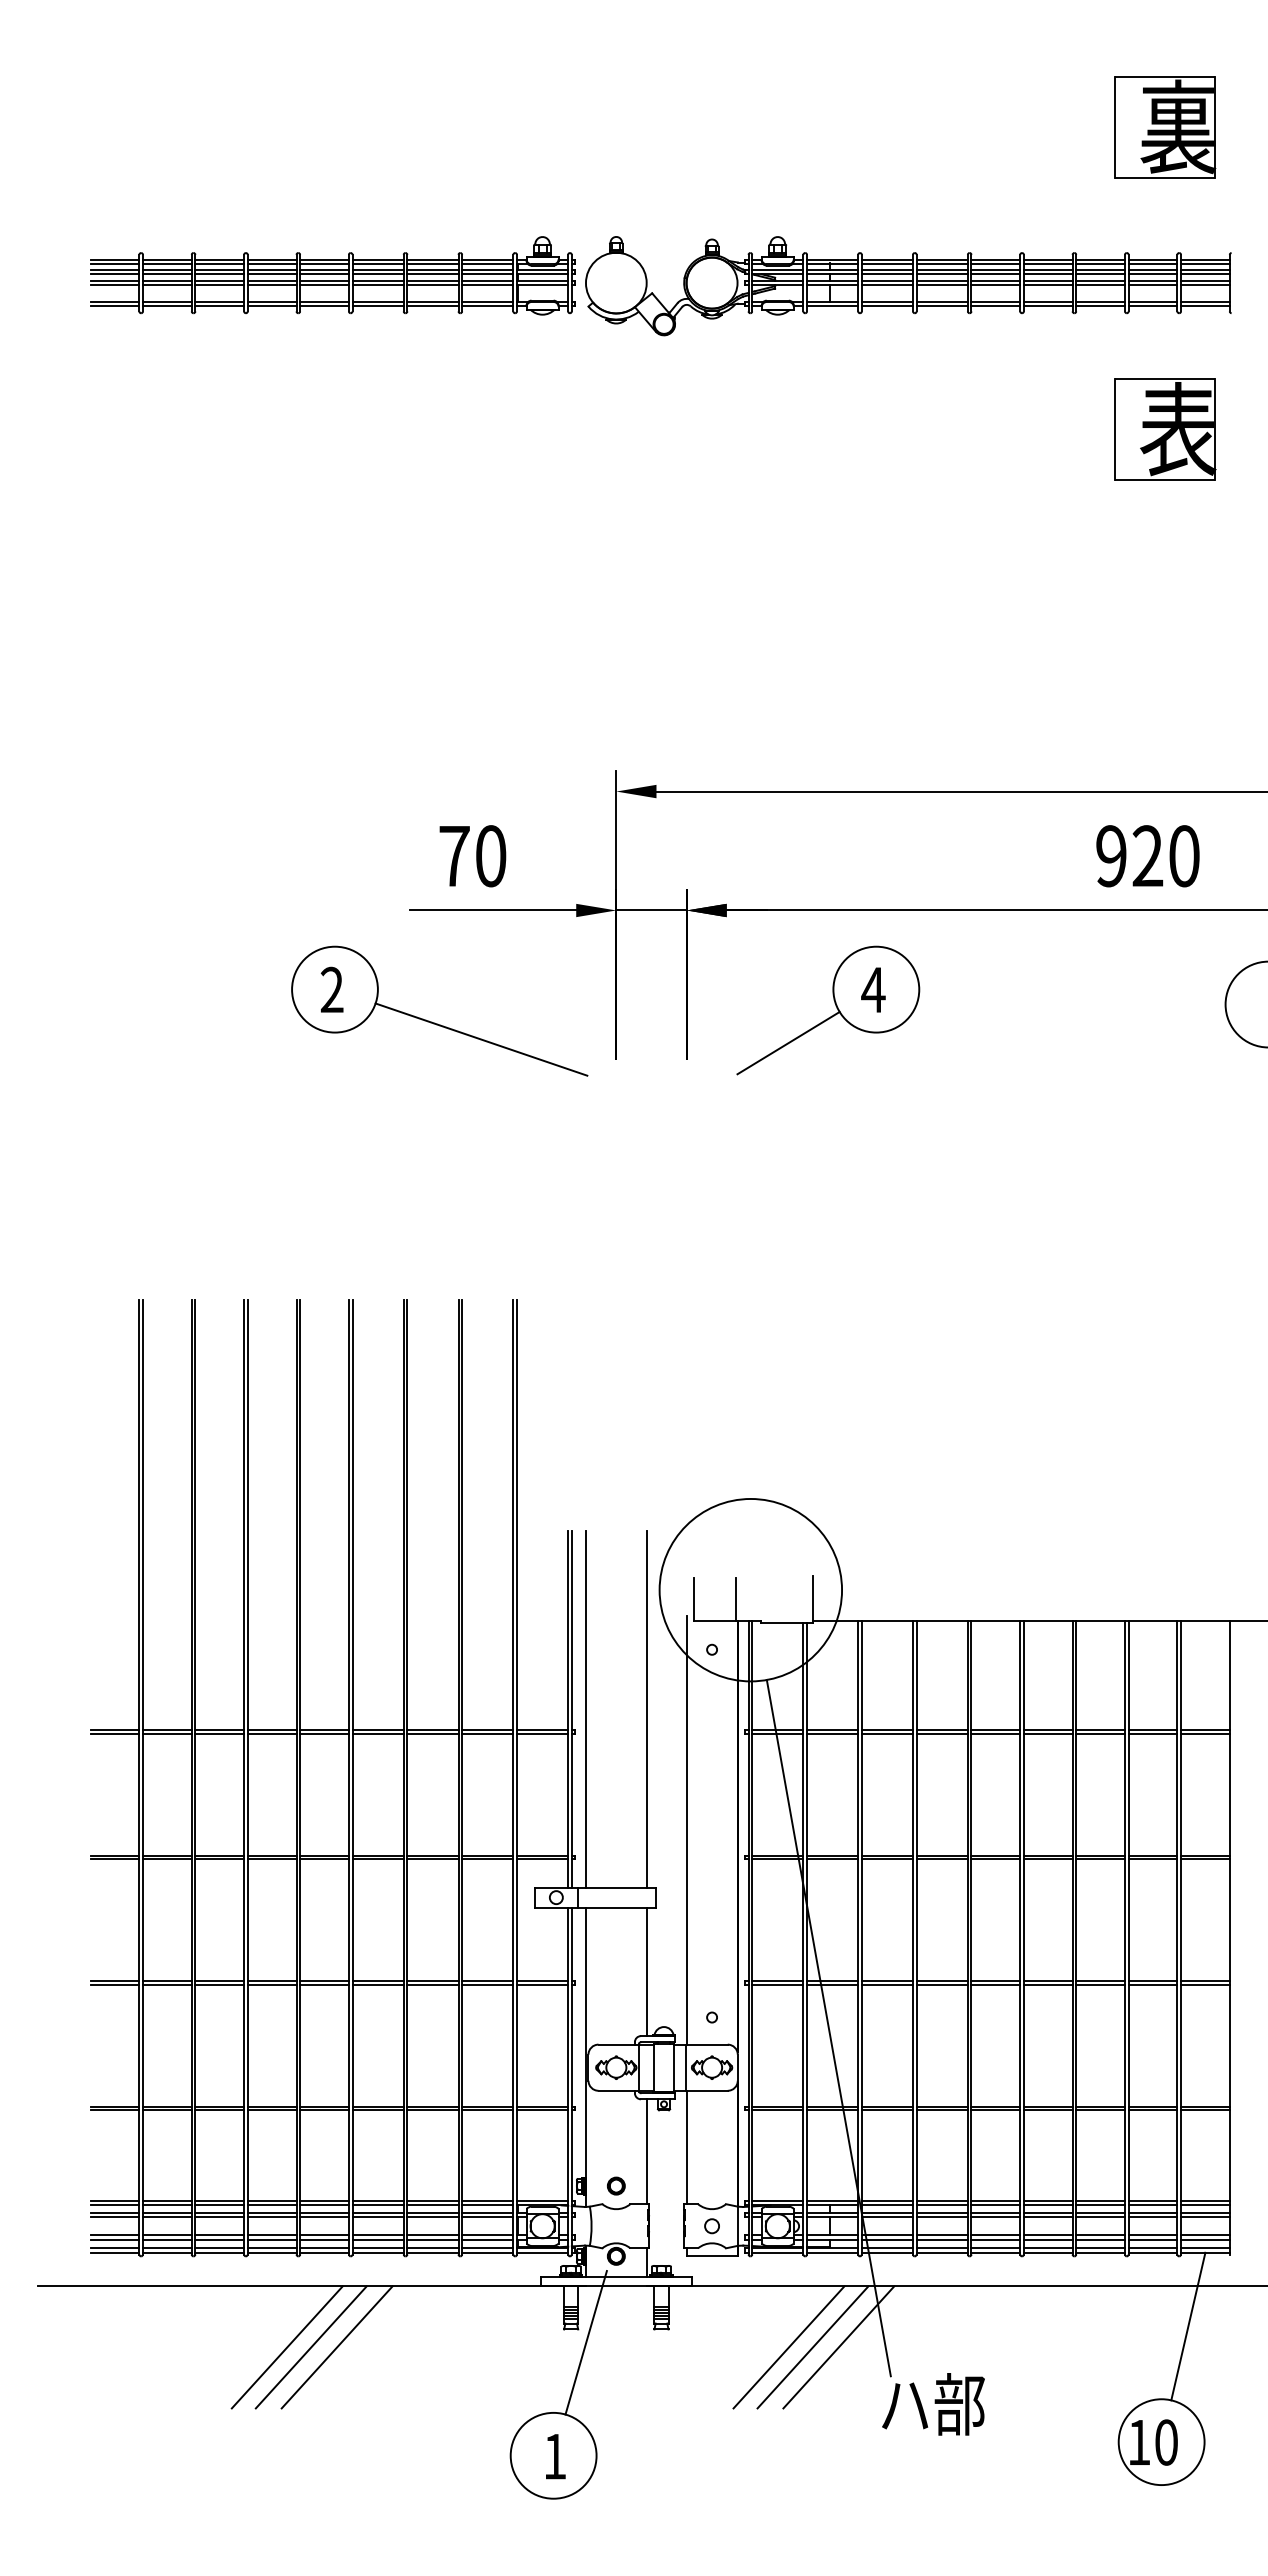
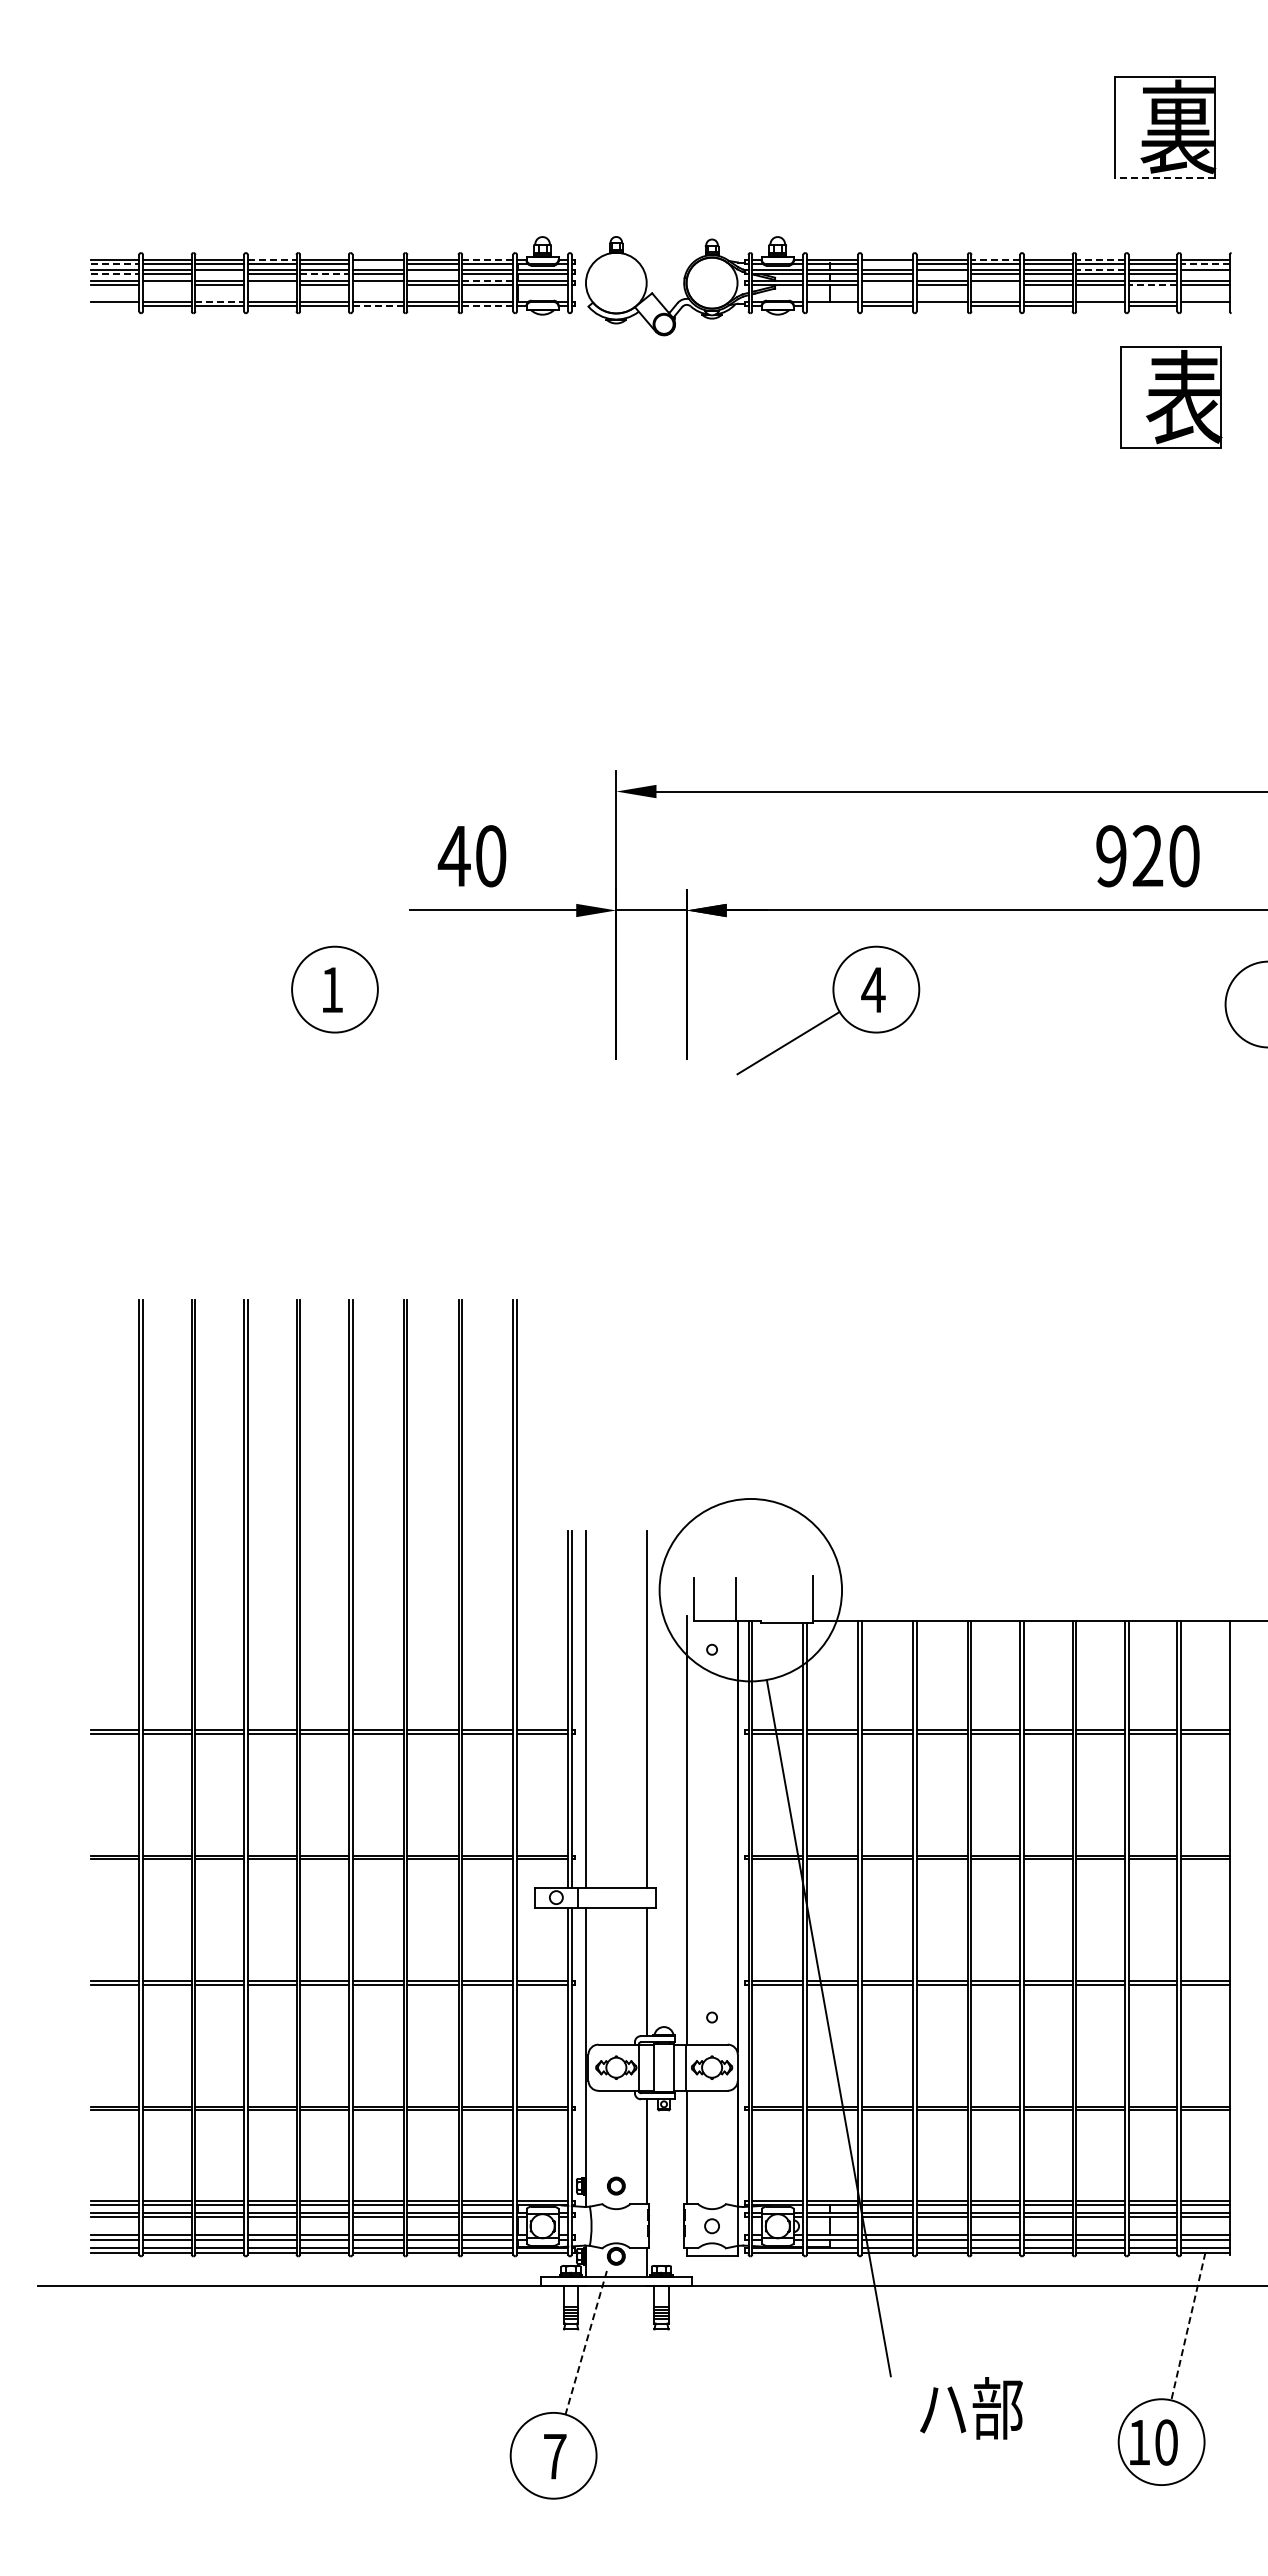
line: solid -> dashed (1164, 177)
line: solid -> dashed (272, 259)
line: solid -> dashed (487, 259)
line: solid -> dashed (995, 259)
line: solid -> dashed (1100, 259)
line: solid -> dashed (115, 264)
line: present -> none (377, 264)
line: present -> none (887, 264)
line: solid -> dashed (1204, 264)
line: solid -> dashed (1100, 269)
line: solid -> dashed (115, 274)
line: present -> none (219, 274)
line: solid -> dashed (325, 274)
line: present -> none (432, 274)
line: present -> none (941, 274)
line: present -> none (1205, 274)
line: solid -> dashed (487, 280)
line: present -> none (166, 285)
line: present -> none (271, 285)
line: present -> none (377, 285)
line: present -> none (887, 285)
line: present -> none (995, 285)
line: solid -> dashed (1152, 285)
line: solid -> dashed (220, 301)
line: present -> none (114, 306)
line: solid -> dashed (378, 306)
line: solid -> dashed (487, 306)
line: present -> none (832, 306)
line: present -> none (941, 306)
line: present -> none (1100, 306)
line: present -> none (1205, 306)
part position: (1165, 429) -> (1171, 397) (1171, 397)
text: 70 -> 40 (453, 856)
text: 2 -> 1 (331, 989)
line: present -> none (481, 1039)
line: solid -> dashed (1188, 2326)
line: solid -> dashed (586, 2342)
line: present -> none (286, 2347)
line: present -> none (310, 2347)
line: present -> none (336, 2347)
line: present -> none (788, 2347)
line: present -> none (812, 2347)
line: present -> none (838, 2347)
text position: (933, 2404) -> (971, 2408) (971, 2408)
text: 1 -> 7 (555, 2456)
